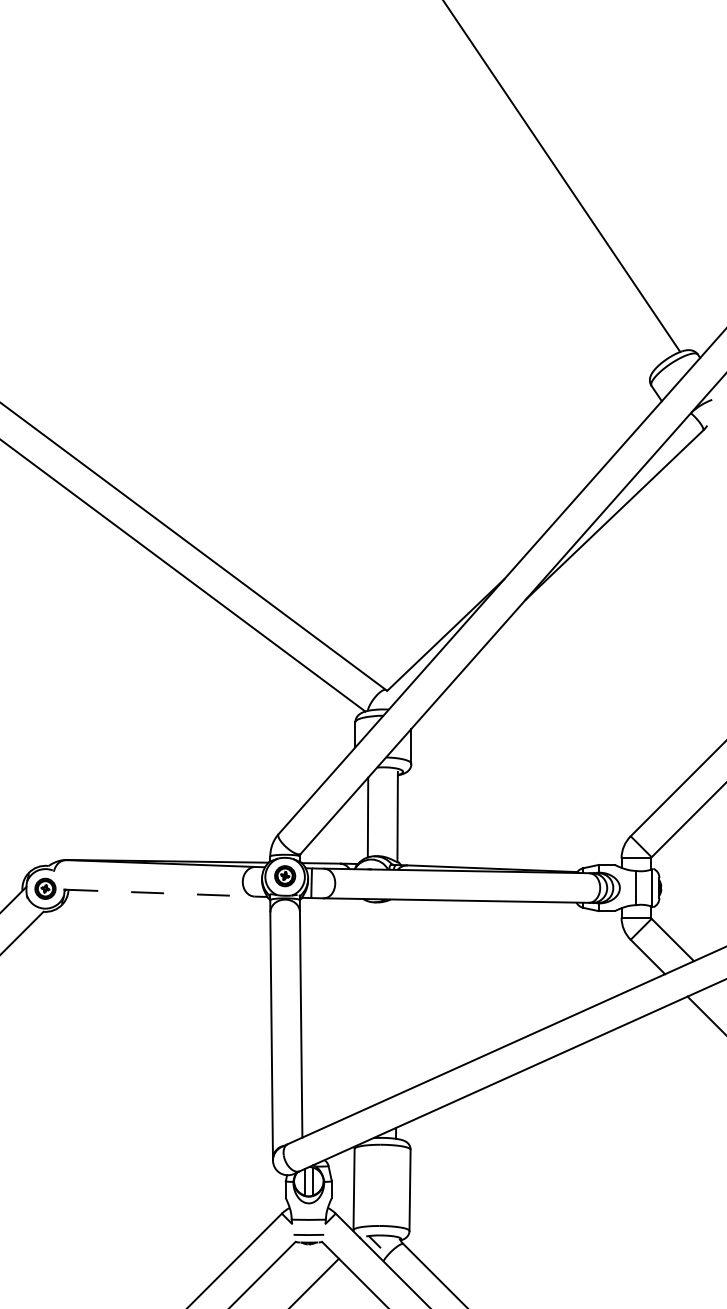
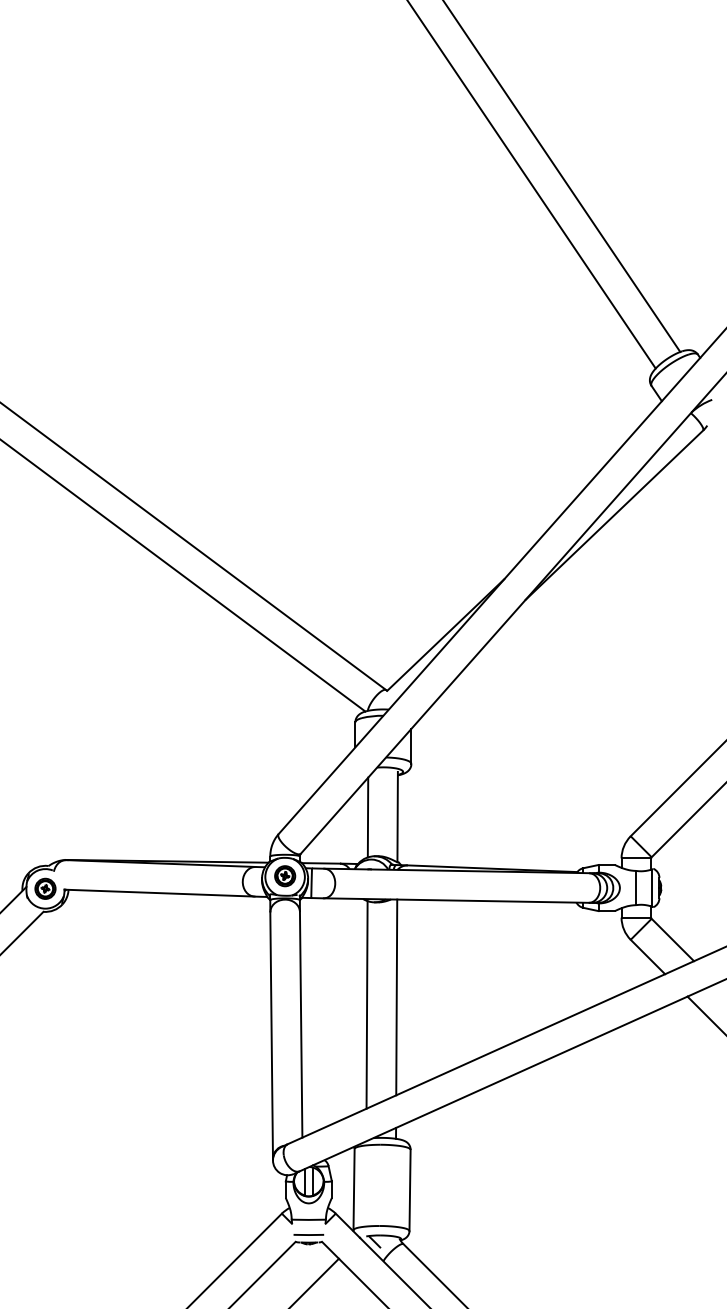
line: none -> present (532, 185)
line: dashed -> solid (159, 893)
line: none -> present (396, 997)
line: none -> present (366, 1004)
